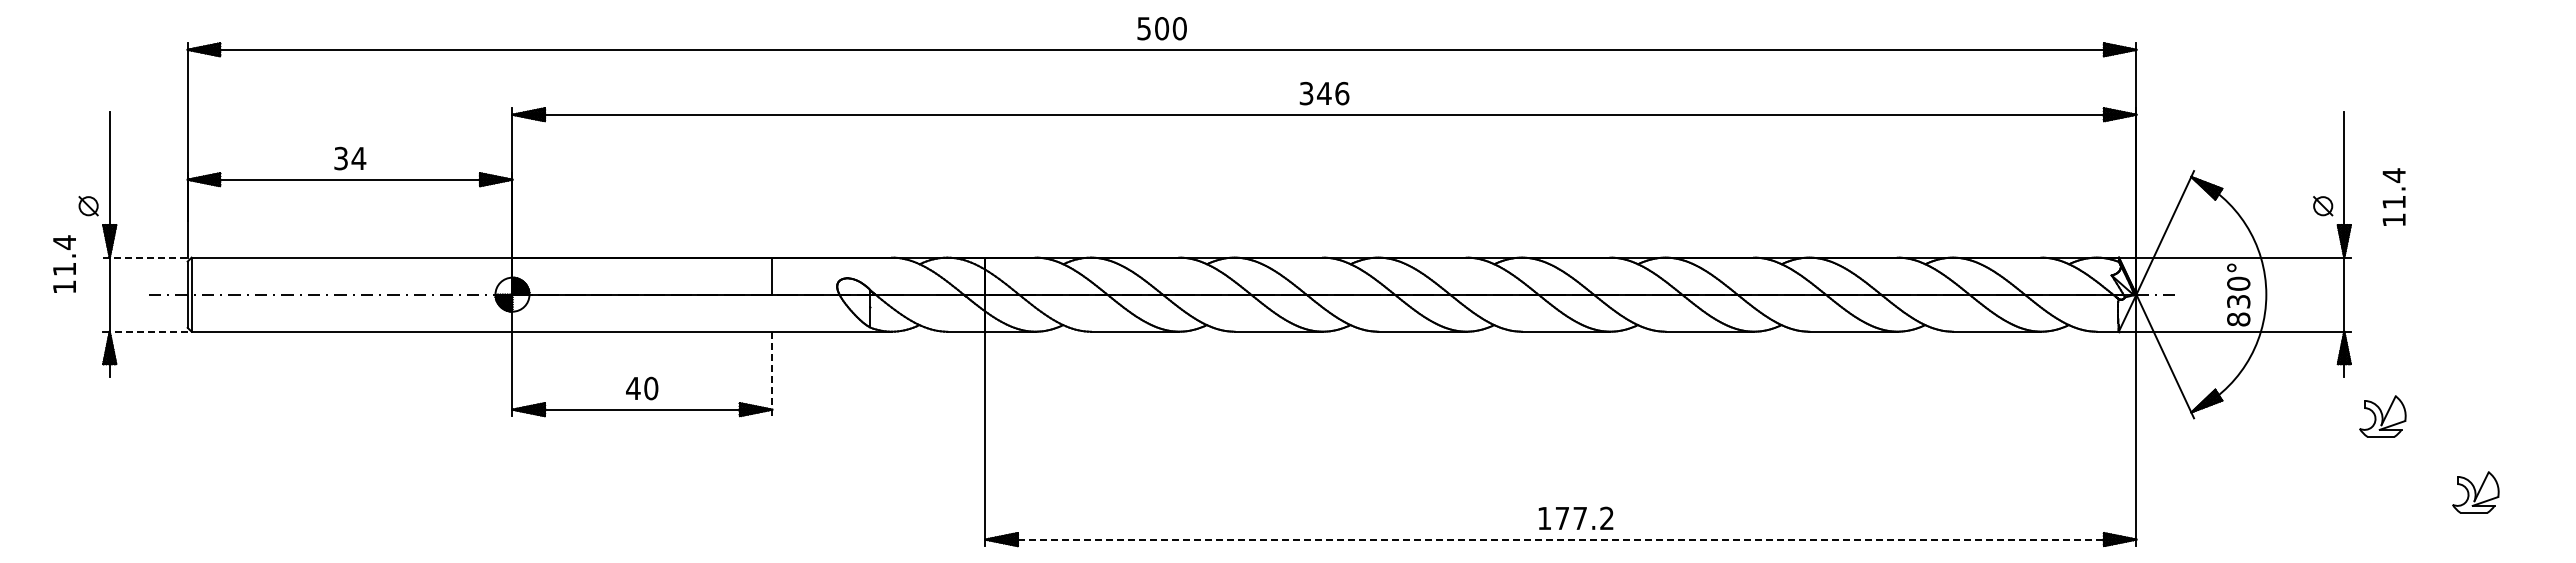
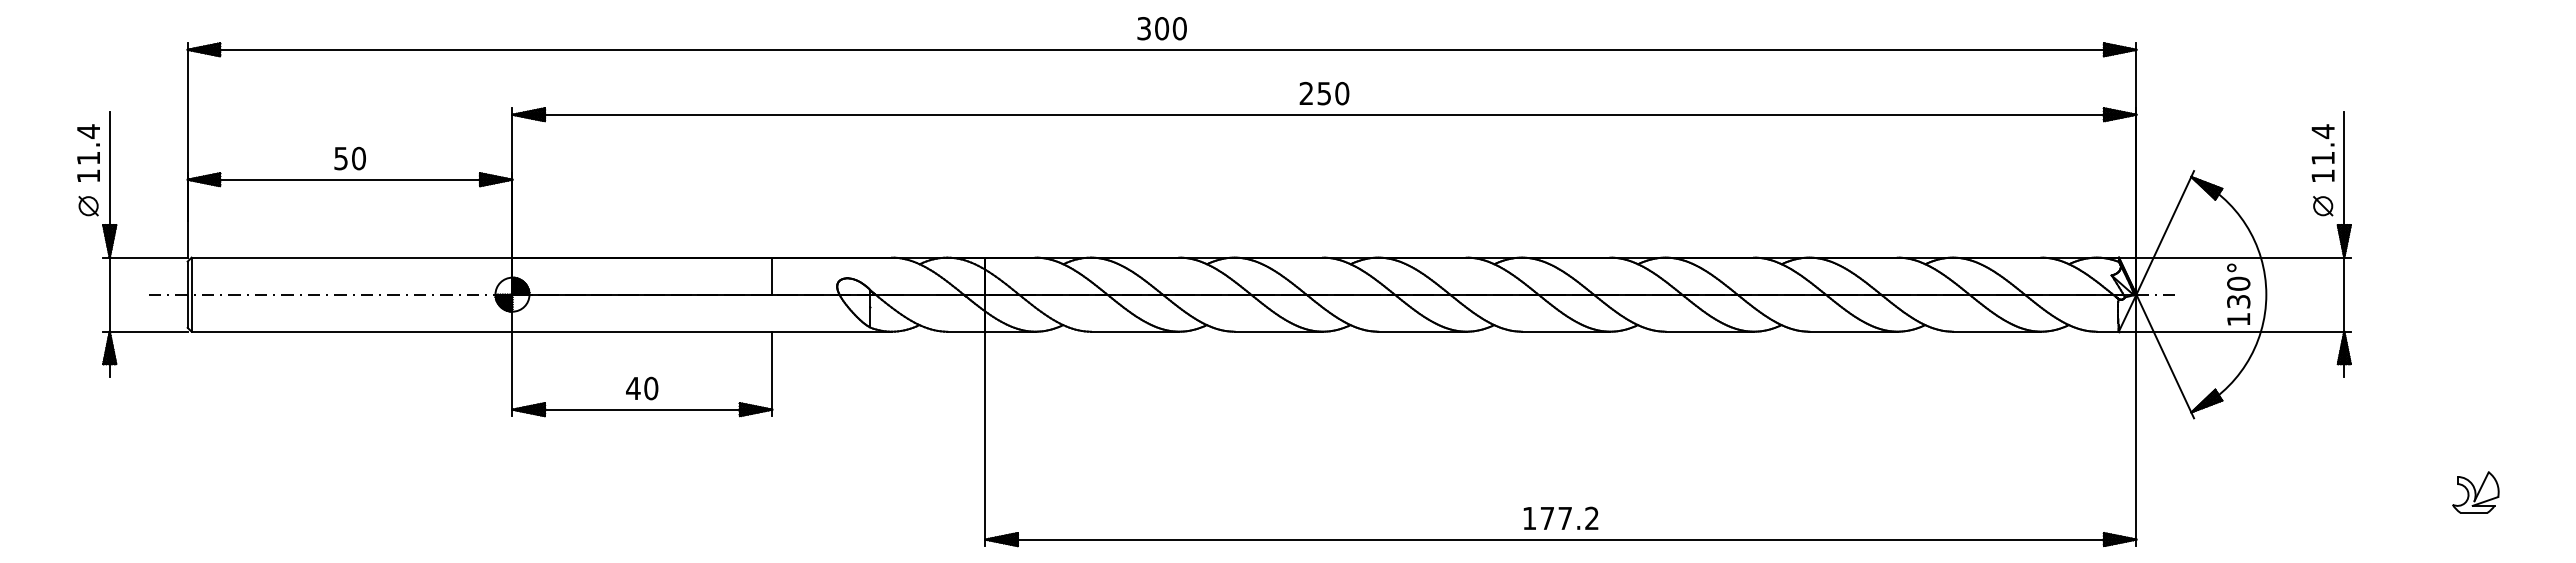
text: 500 -> 300 (1144, 28)
text: 346 -> 250 (1324, 93)
text: 34 -> 50 (350, 158)
text position: (2393, 196) -> (2322, 152) (2322, 152)
line: dashed -> solid (145, 257)
text position: (64, 263) -> (88, 152) (88, 152)
text: 830° -> 130° (2238, 319)
line: dashed -> solid (148, 331)
line: dashed -> solid (772, 373)
part: present -> none (2382, 416)
text position: (1575, 517) -> (1560, 517) (1560, 517)
line: dashed -> solid (1560, 539)
